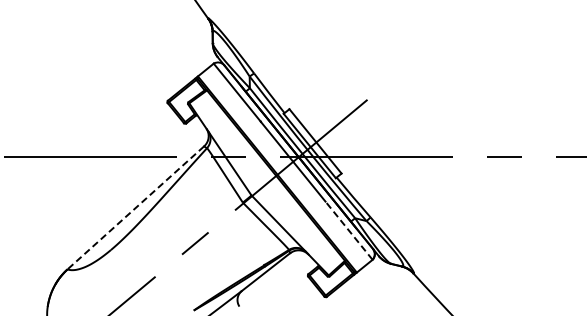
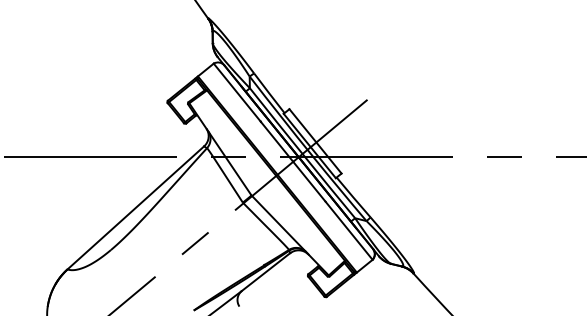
line: dashed -> solid (135, 207)
line: dashed -> solid (348, 230)
